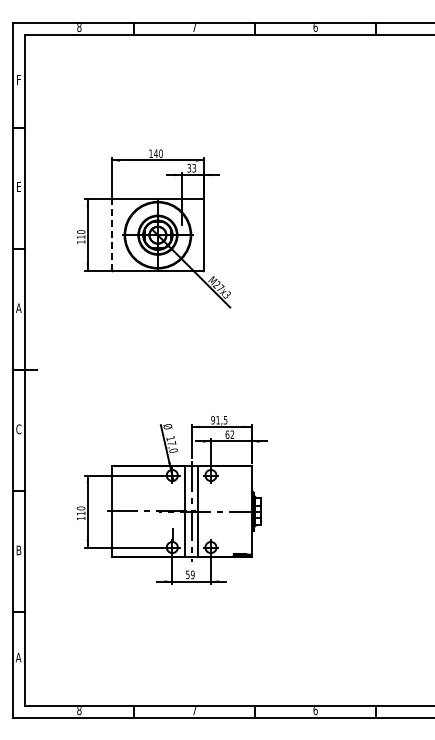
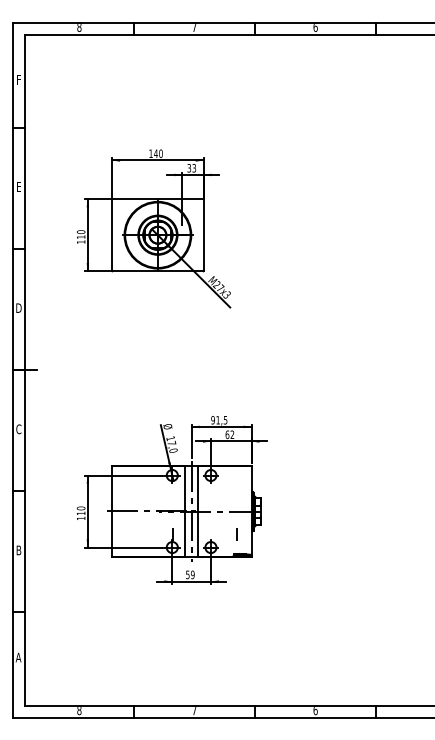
line: dashed -> solid (112, 235)
text: A -> D (18, 307)
line: none -> present (236, 534)
